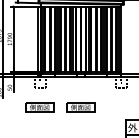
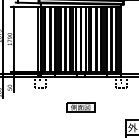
part: present -> none (39, 107)
